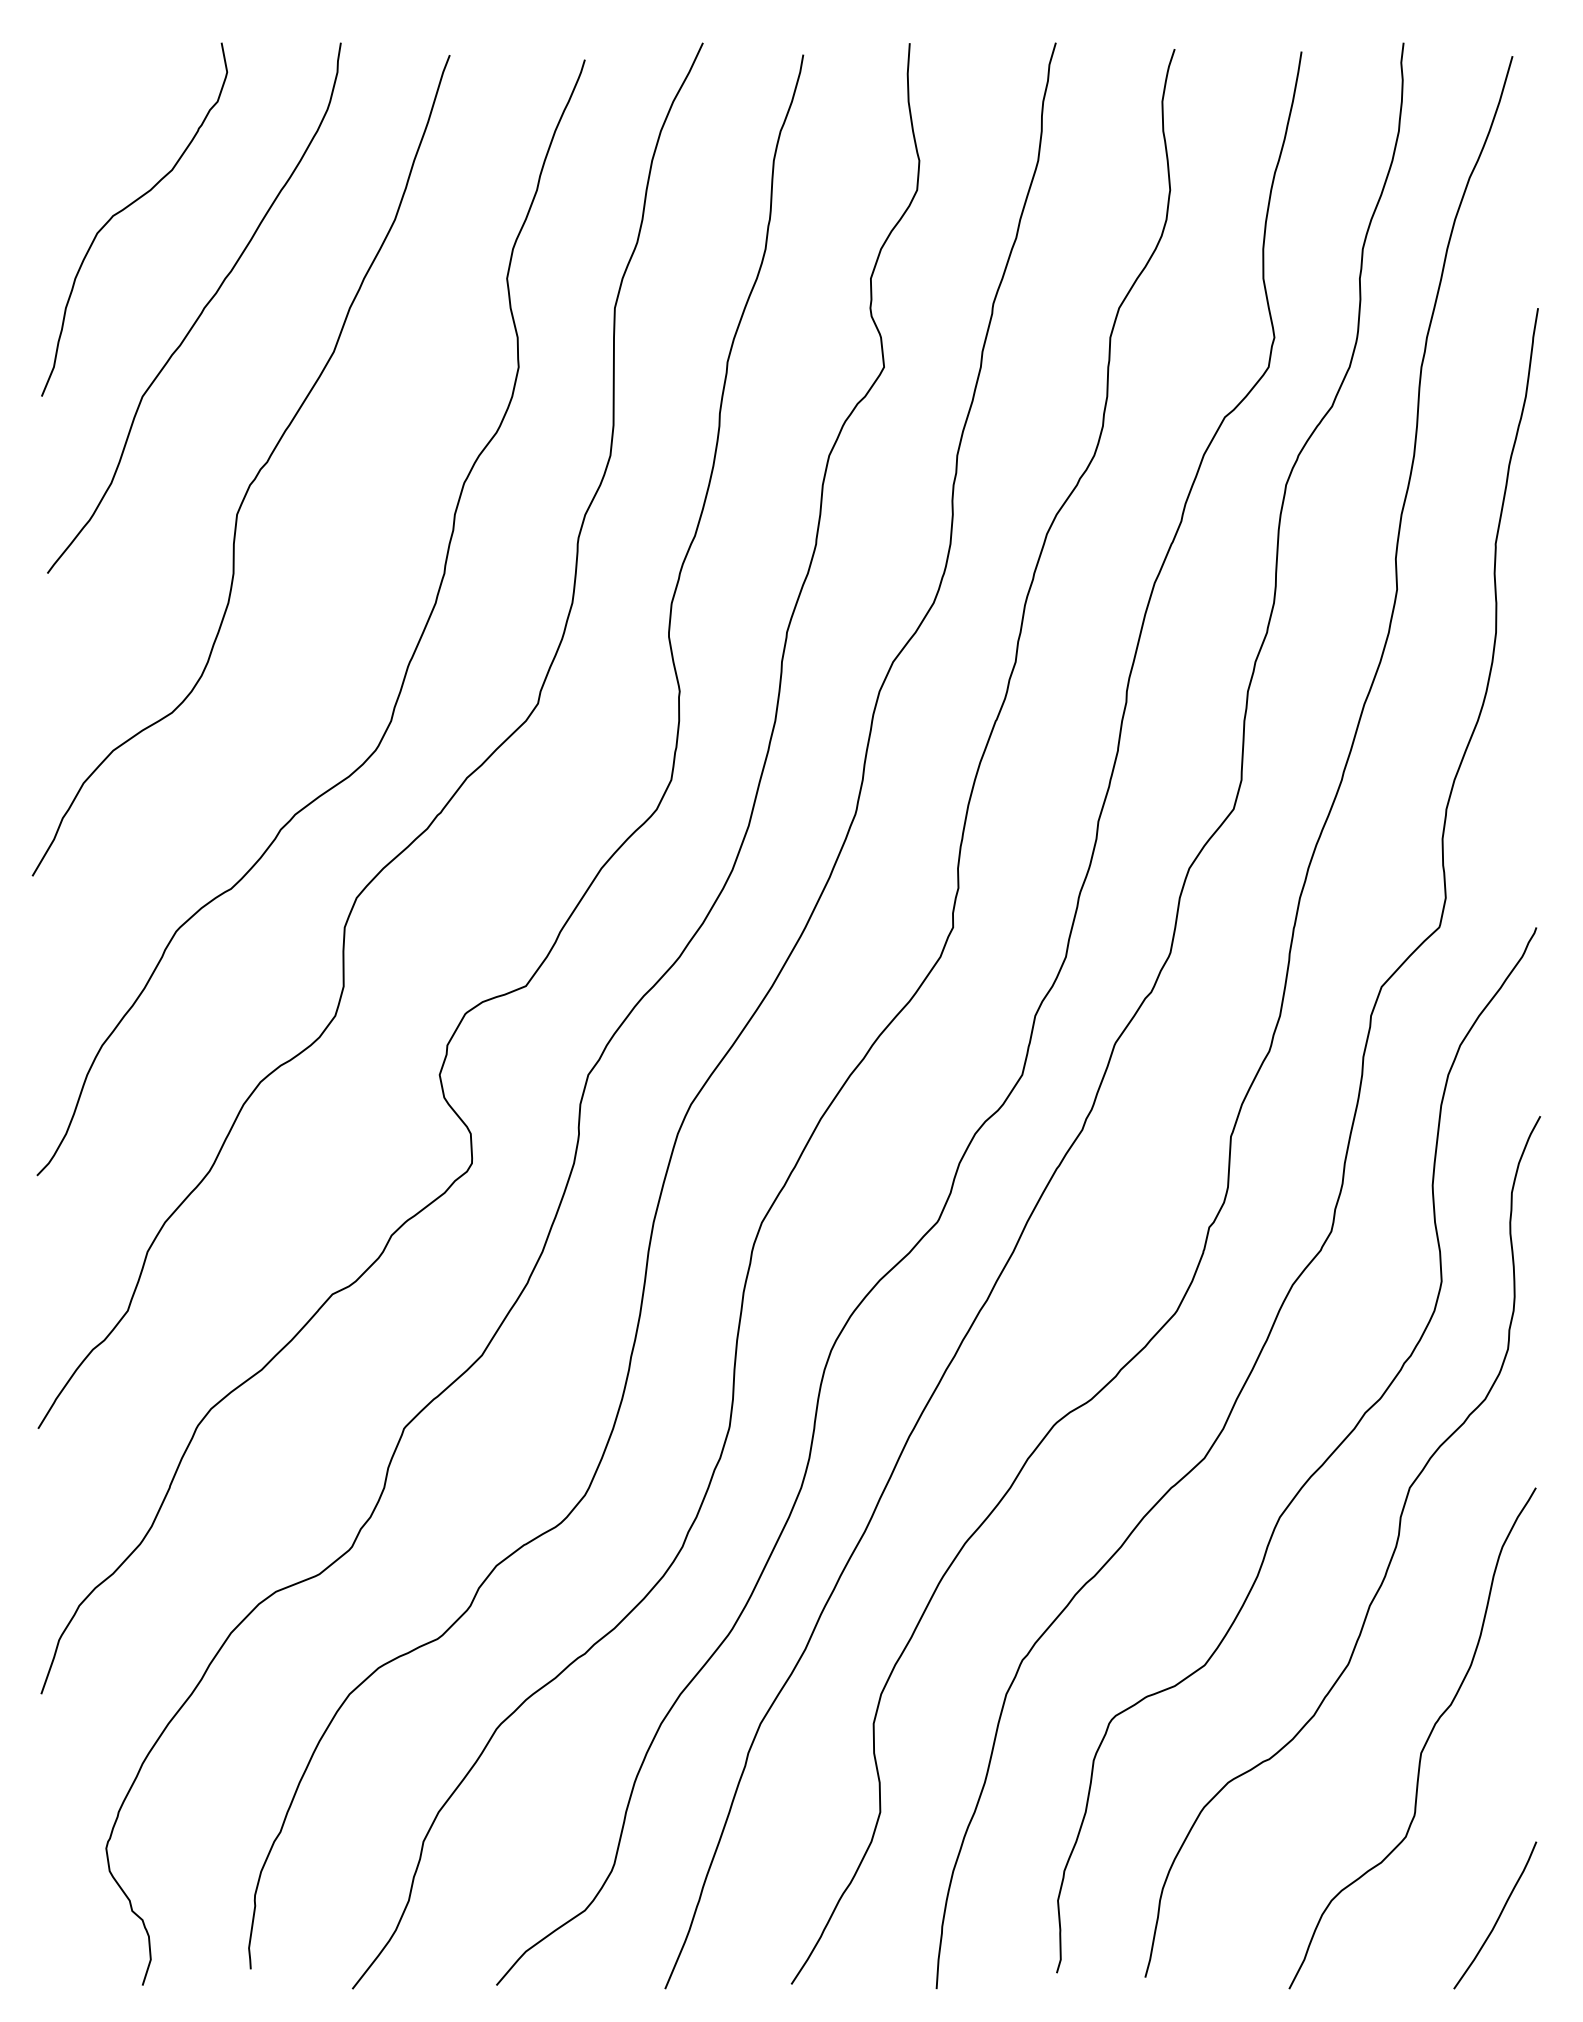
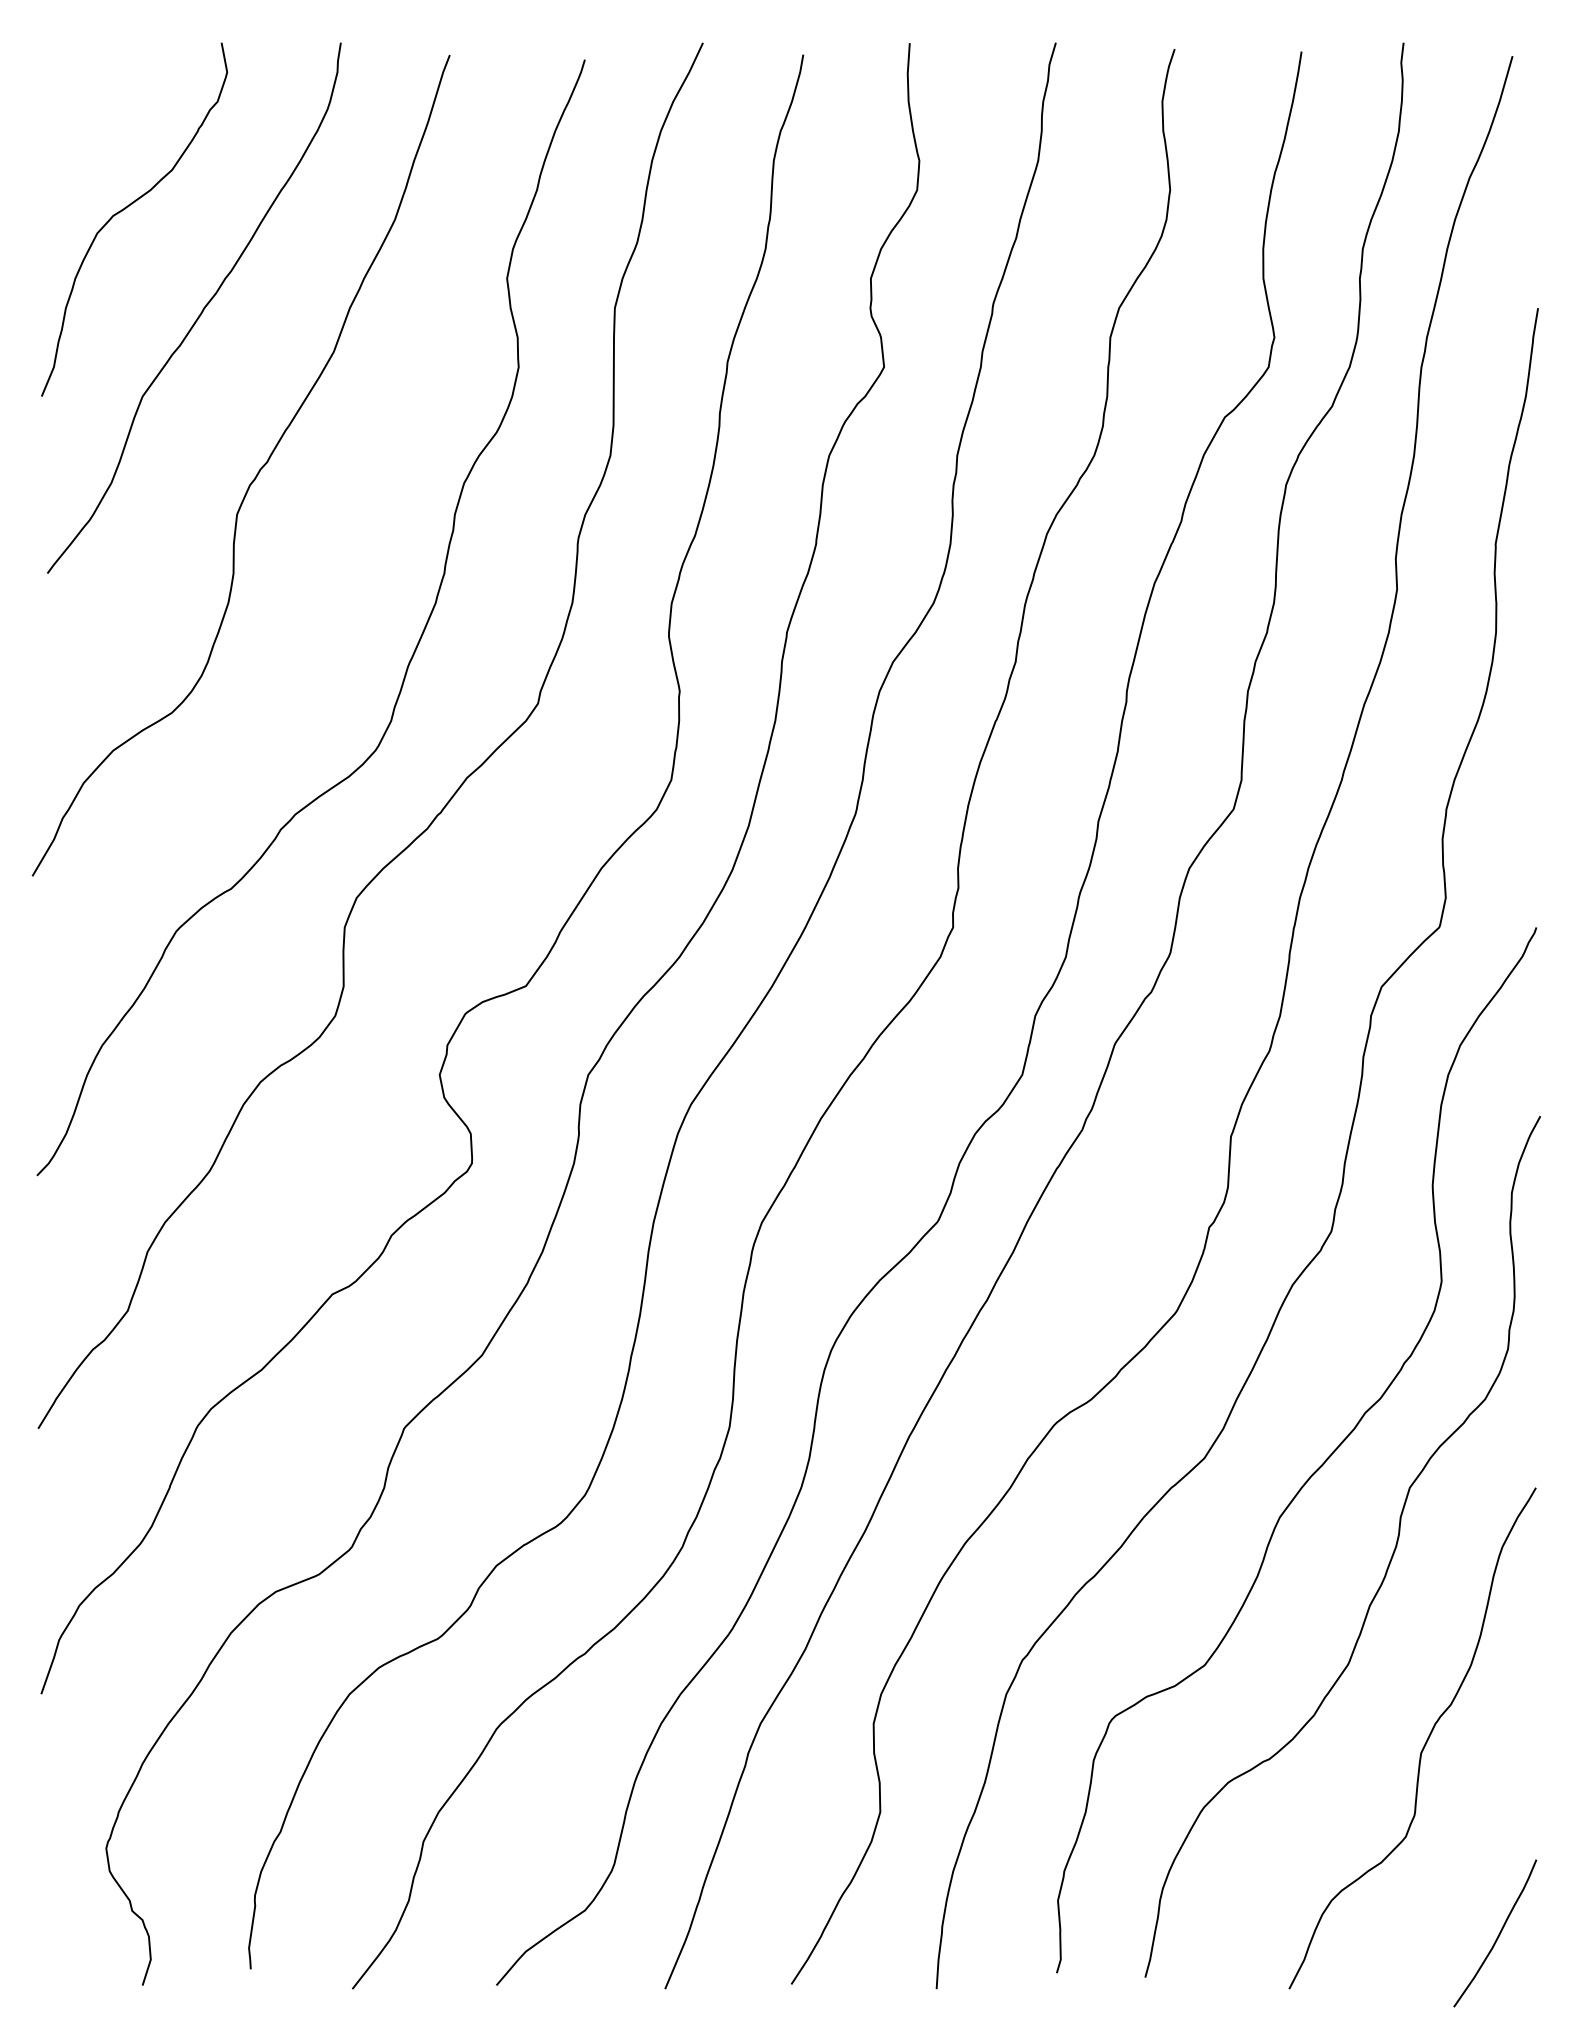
curve position: (1498, 1916) -> (1498, 1934) (1498, 1934)
